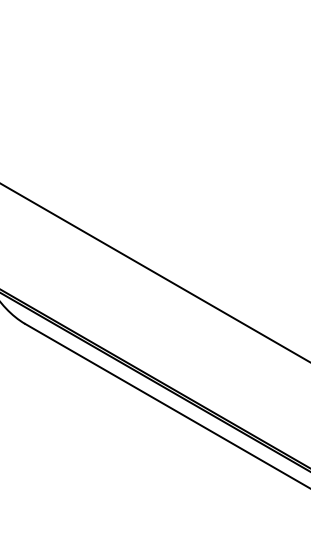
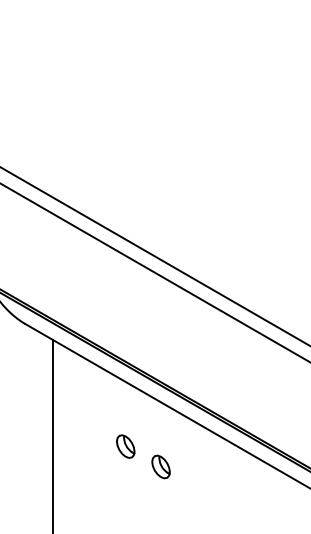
line: none -> present (154, 256)
line: none -> present (53, 435)
part: none -> present (125, 446)
part: none -> present (160, 466)
